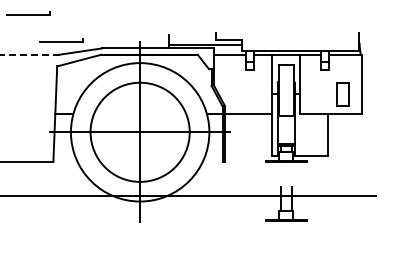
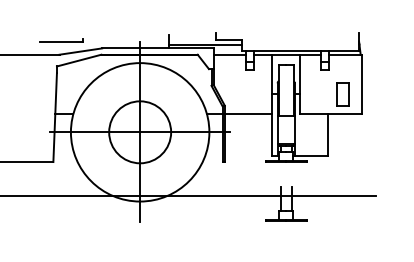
part: present -> none (28, 13)
line: dashed -> solid (29, 54)
circle diameter: 99 px -> 62 px (140, 132)
